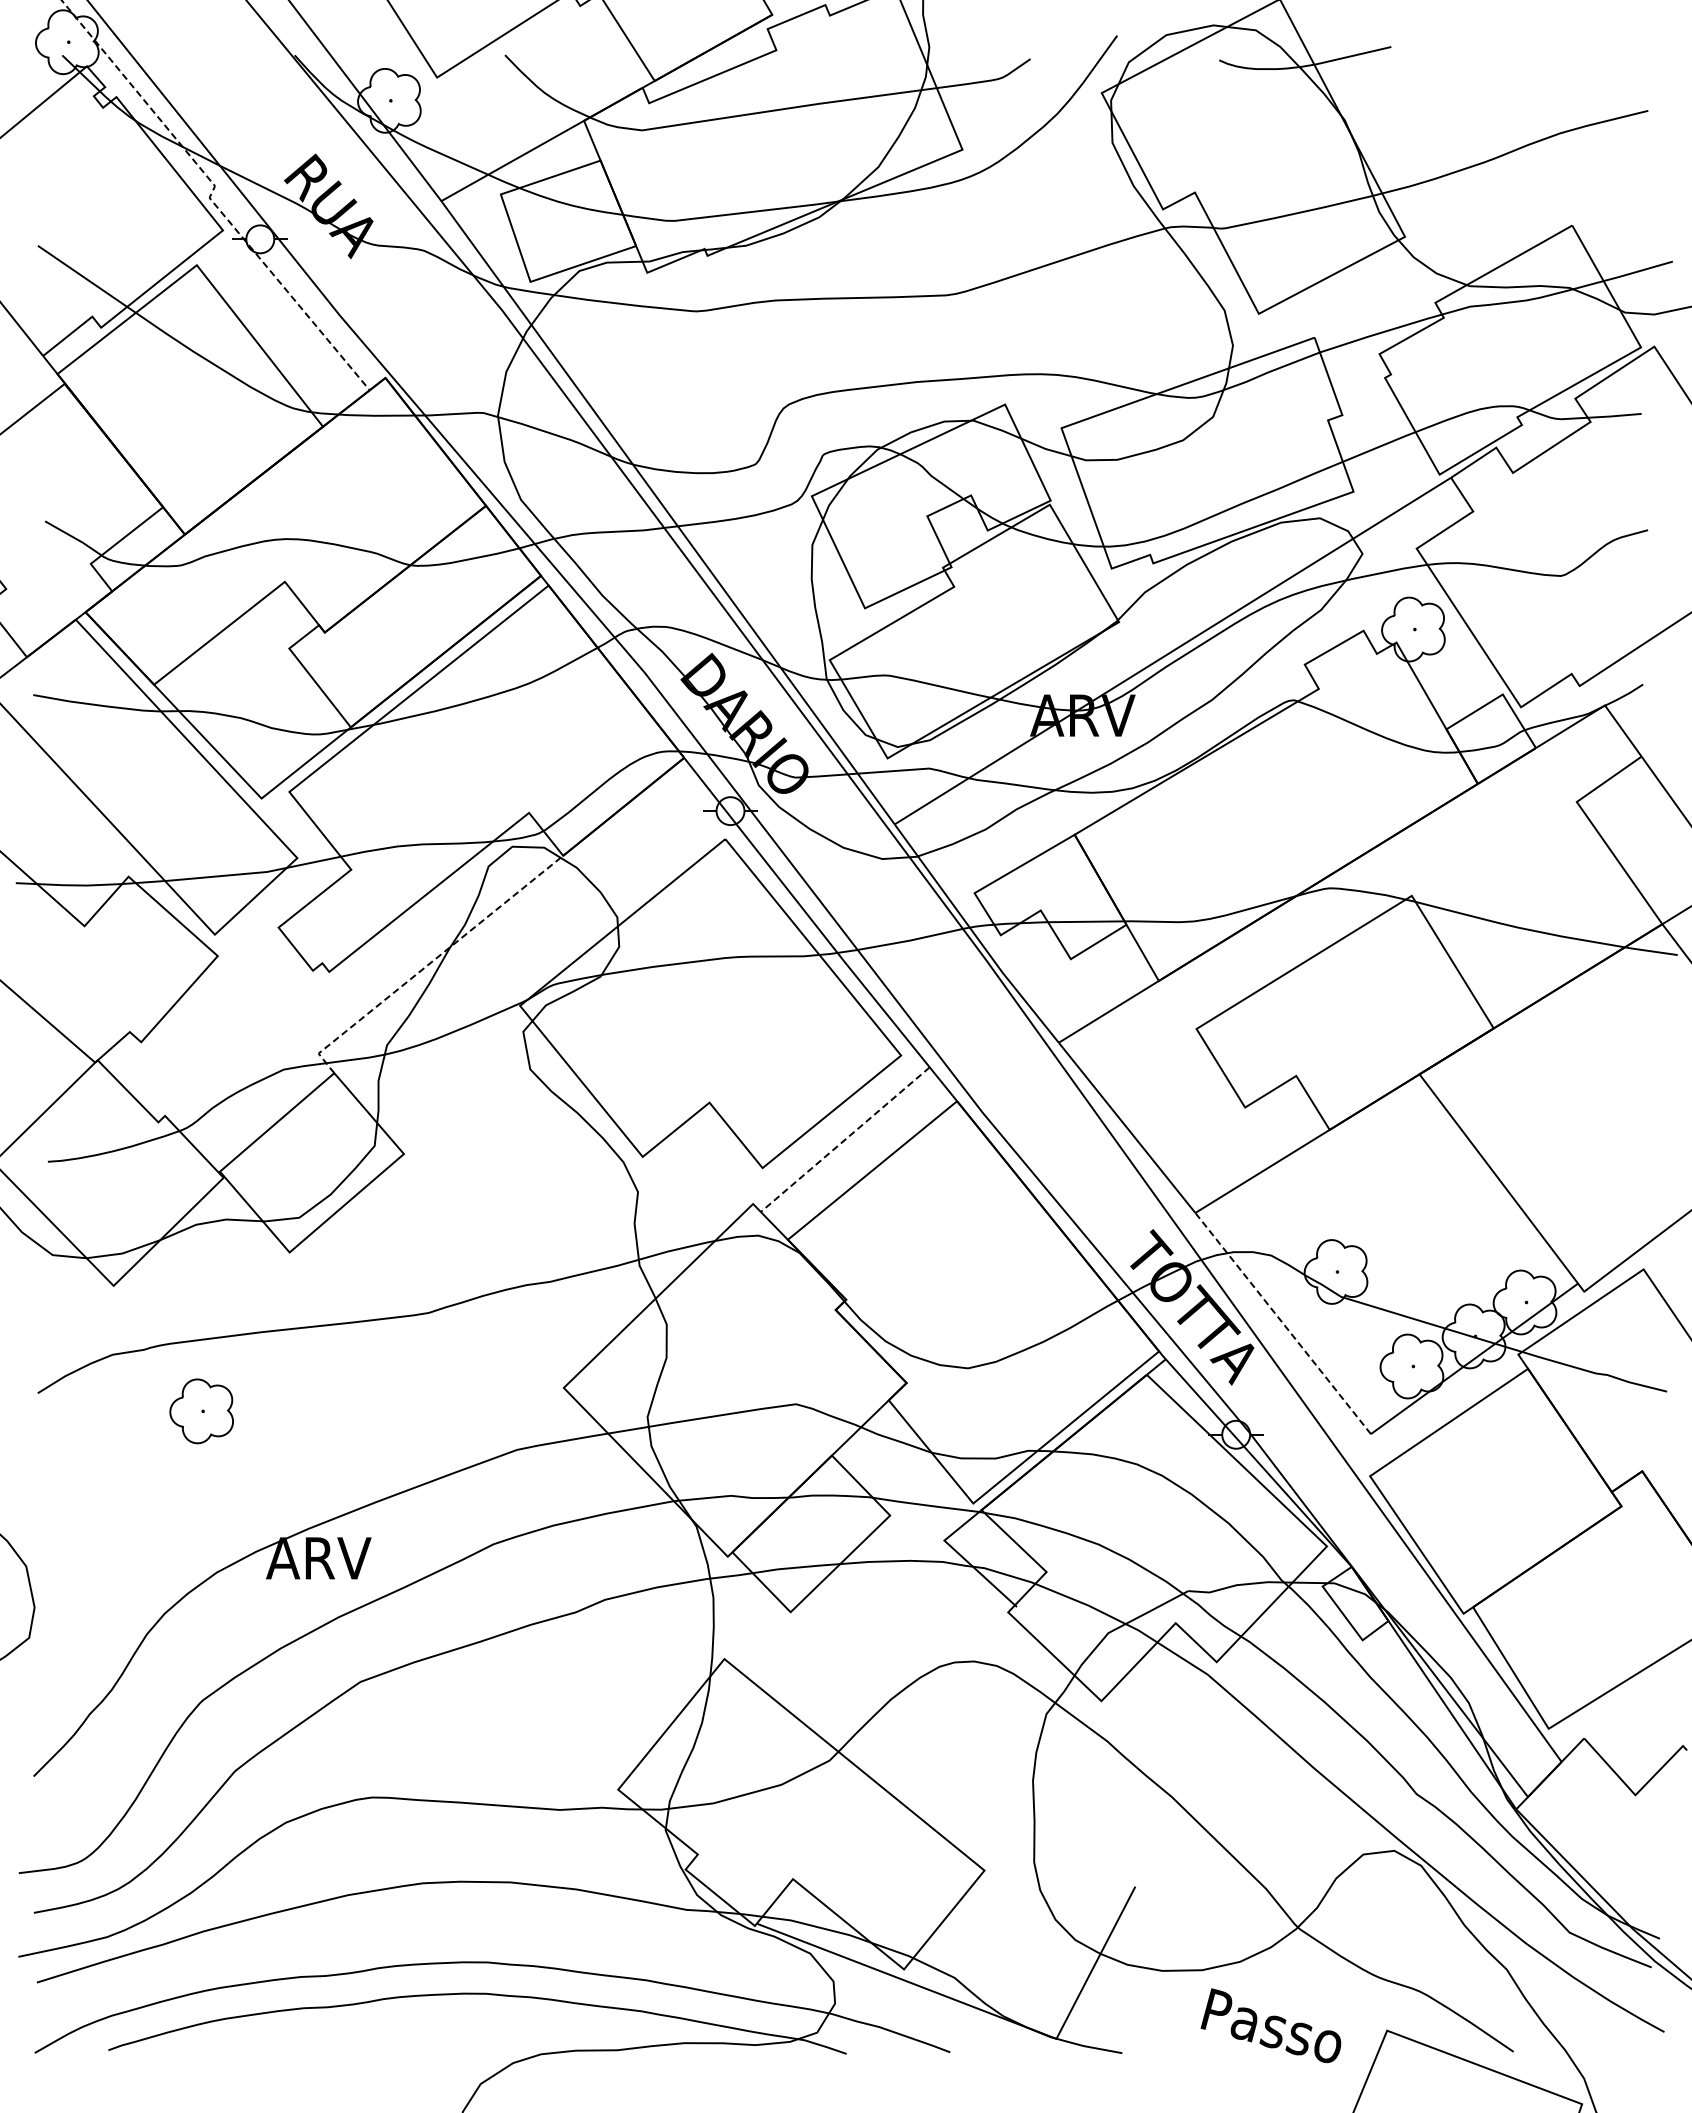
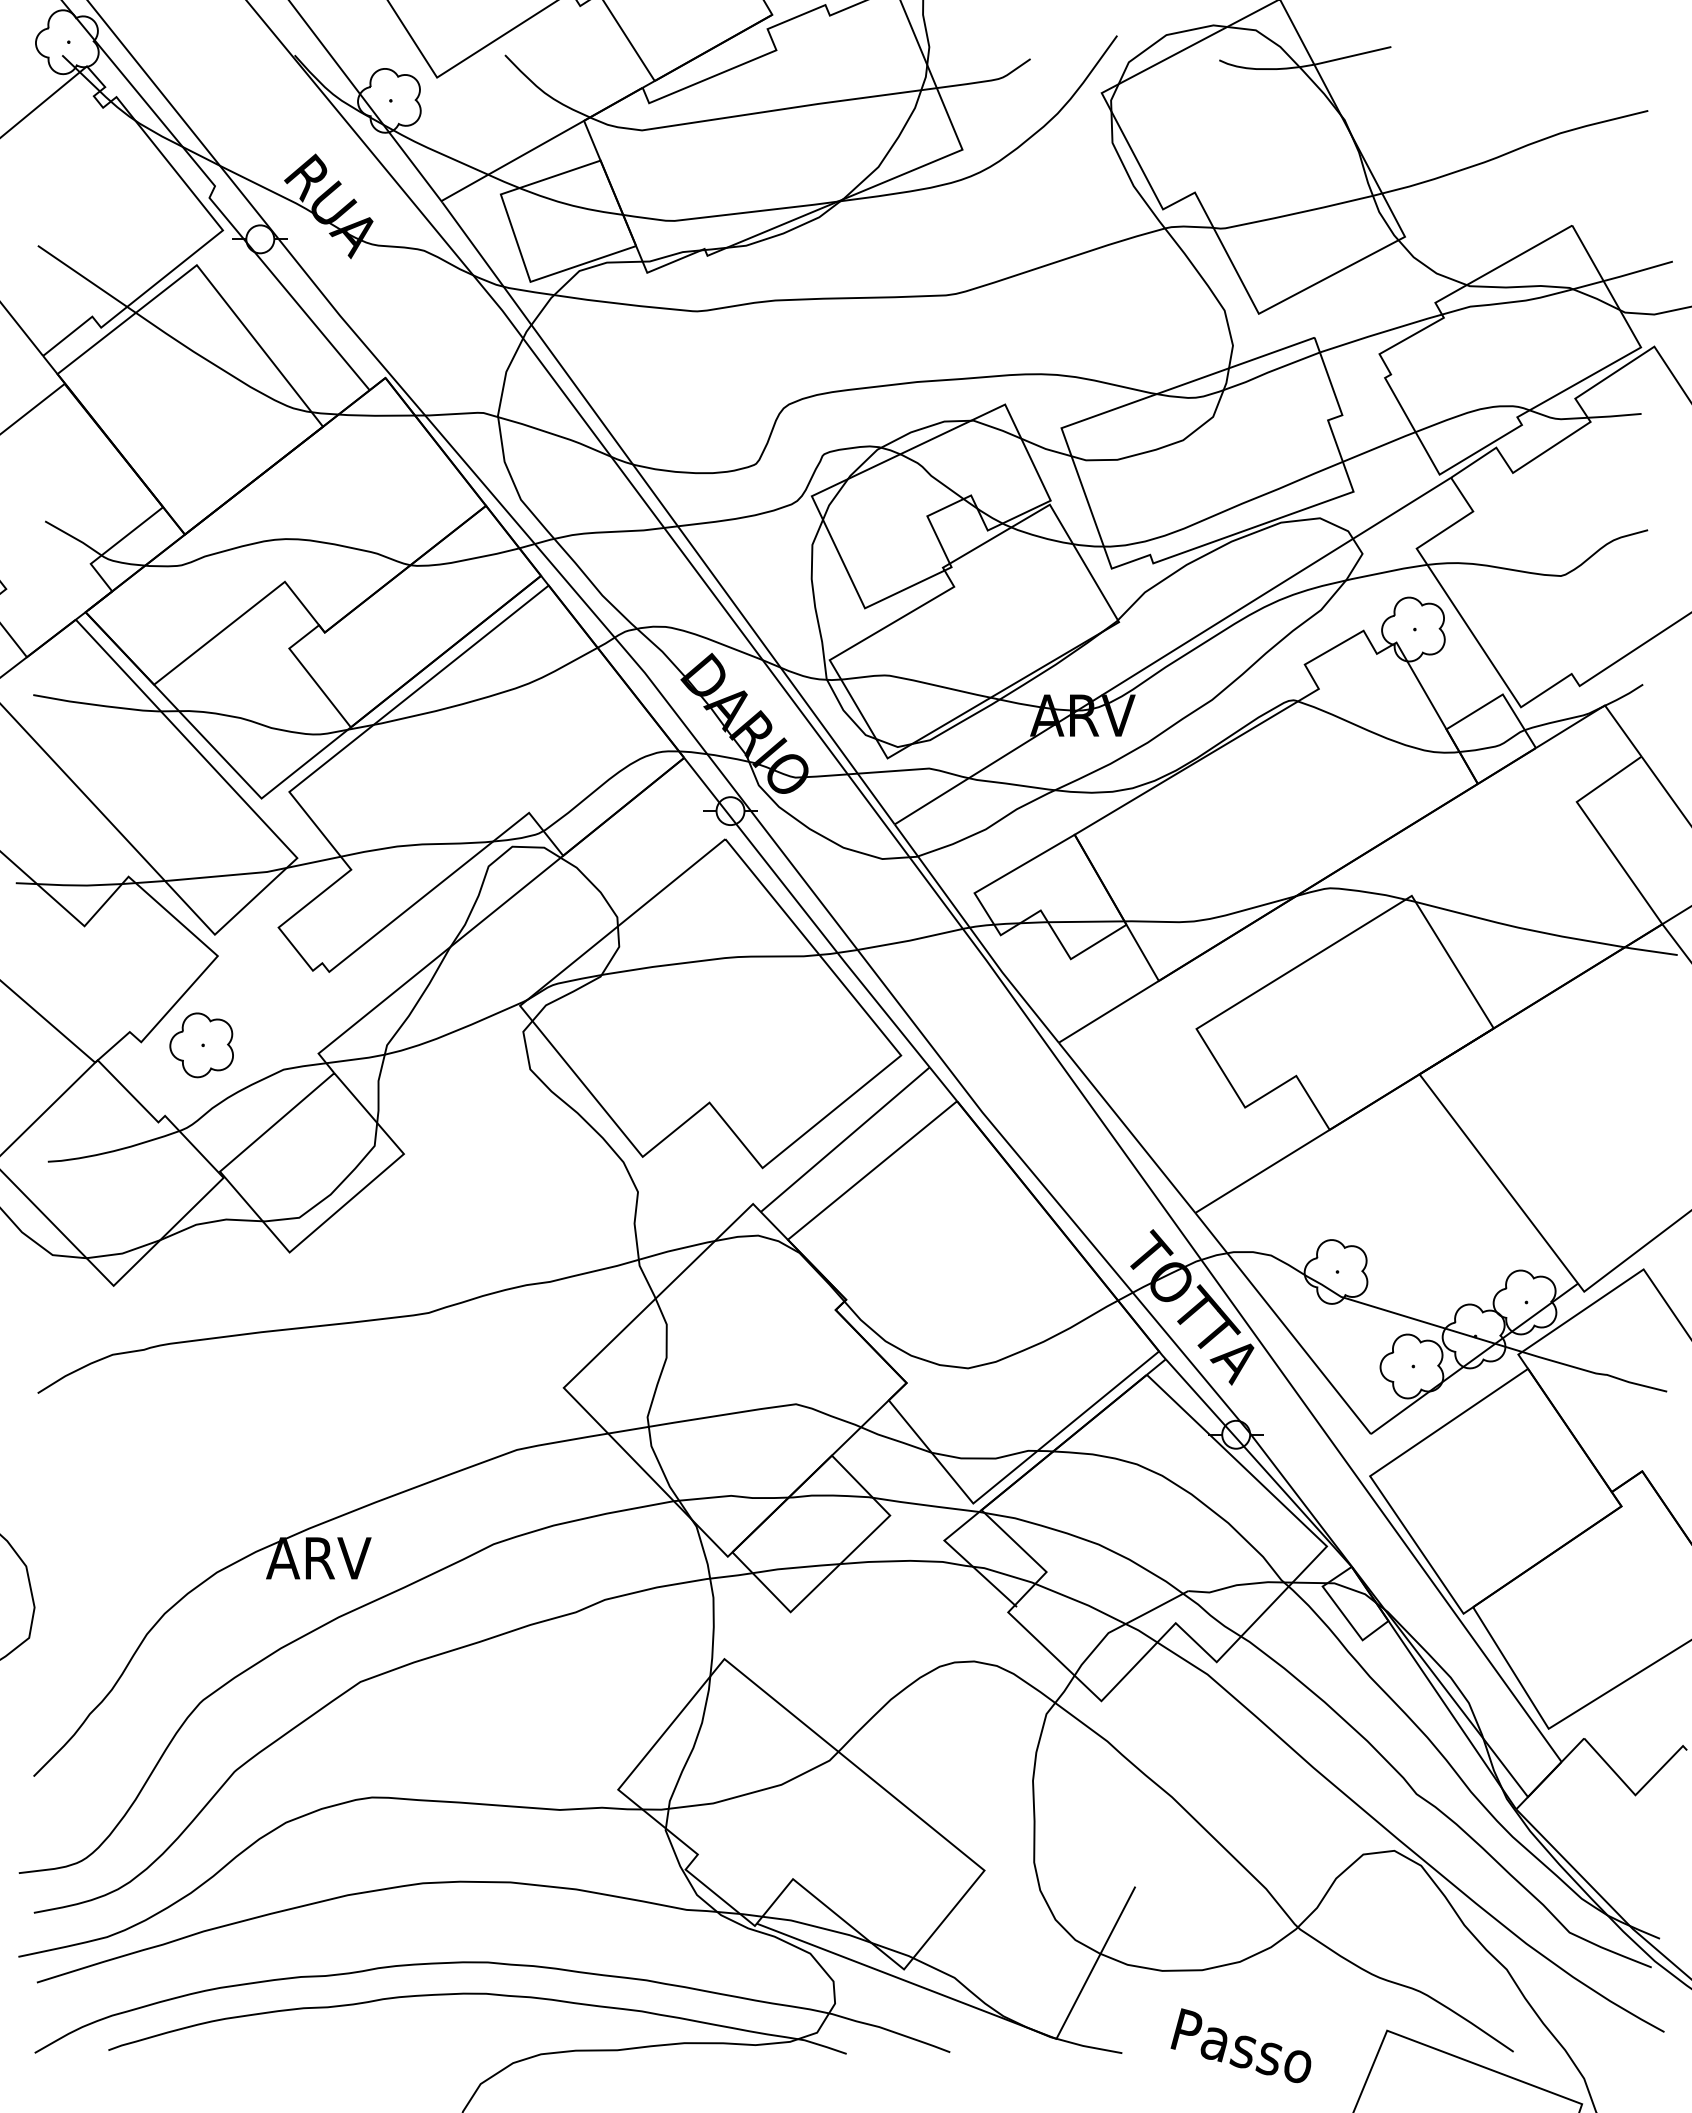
line: dashed -> solid (210, 196)
line: dashed -> solid (430, 963)
line: dashed -> solid (844, 1140)
line: dashed -> solid (1282, 1323)
part position: (201, 1411) -> (201, 1045) (201, 1045)
text position: (1270, 2025) -> (1240, 2045) (1240, 2045)
